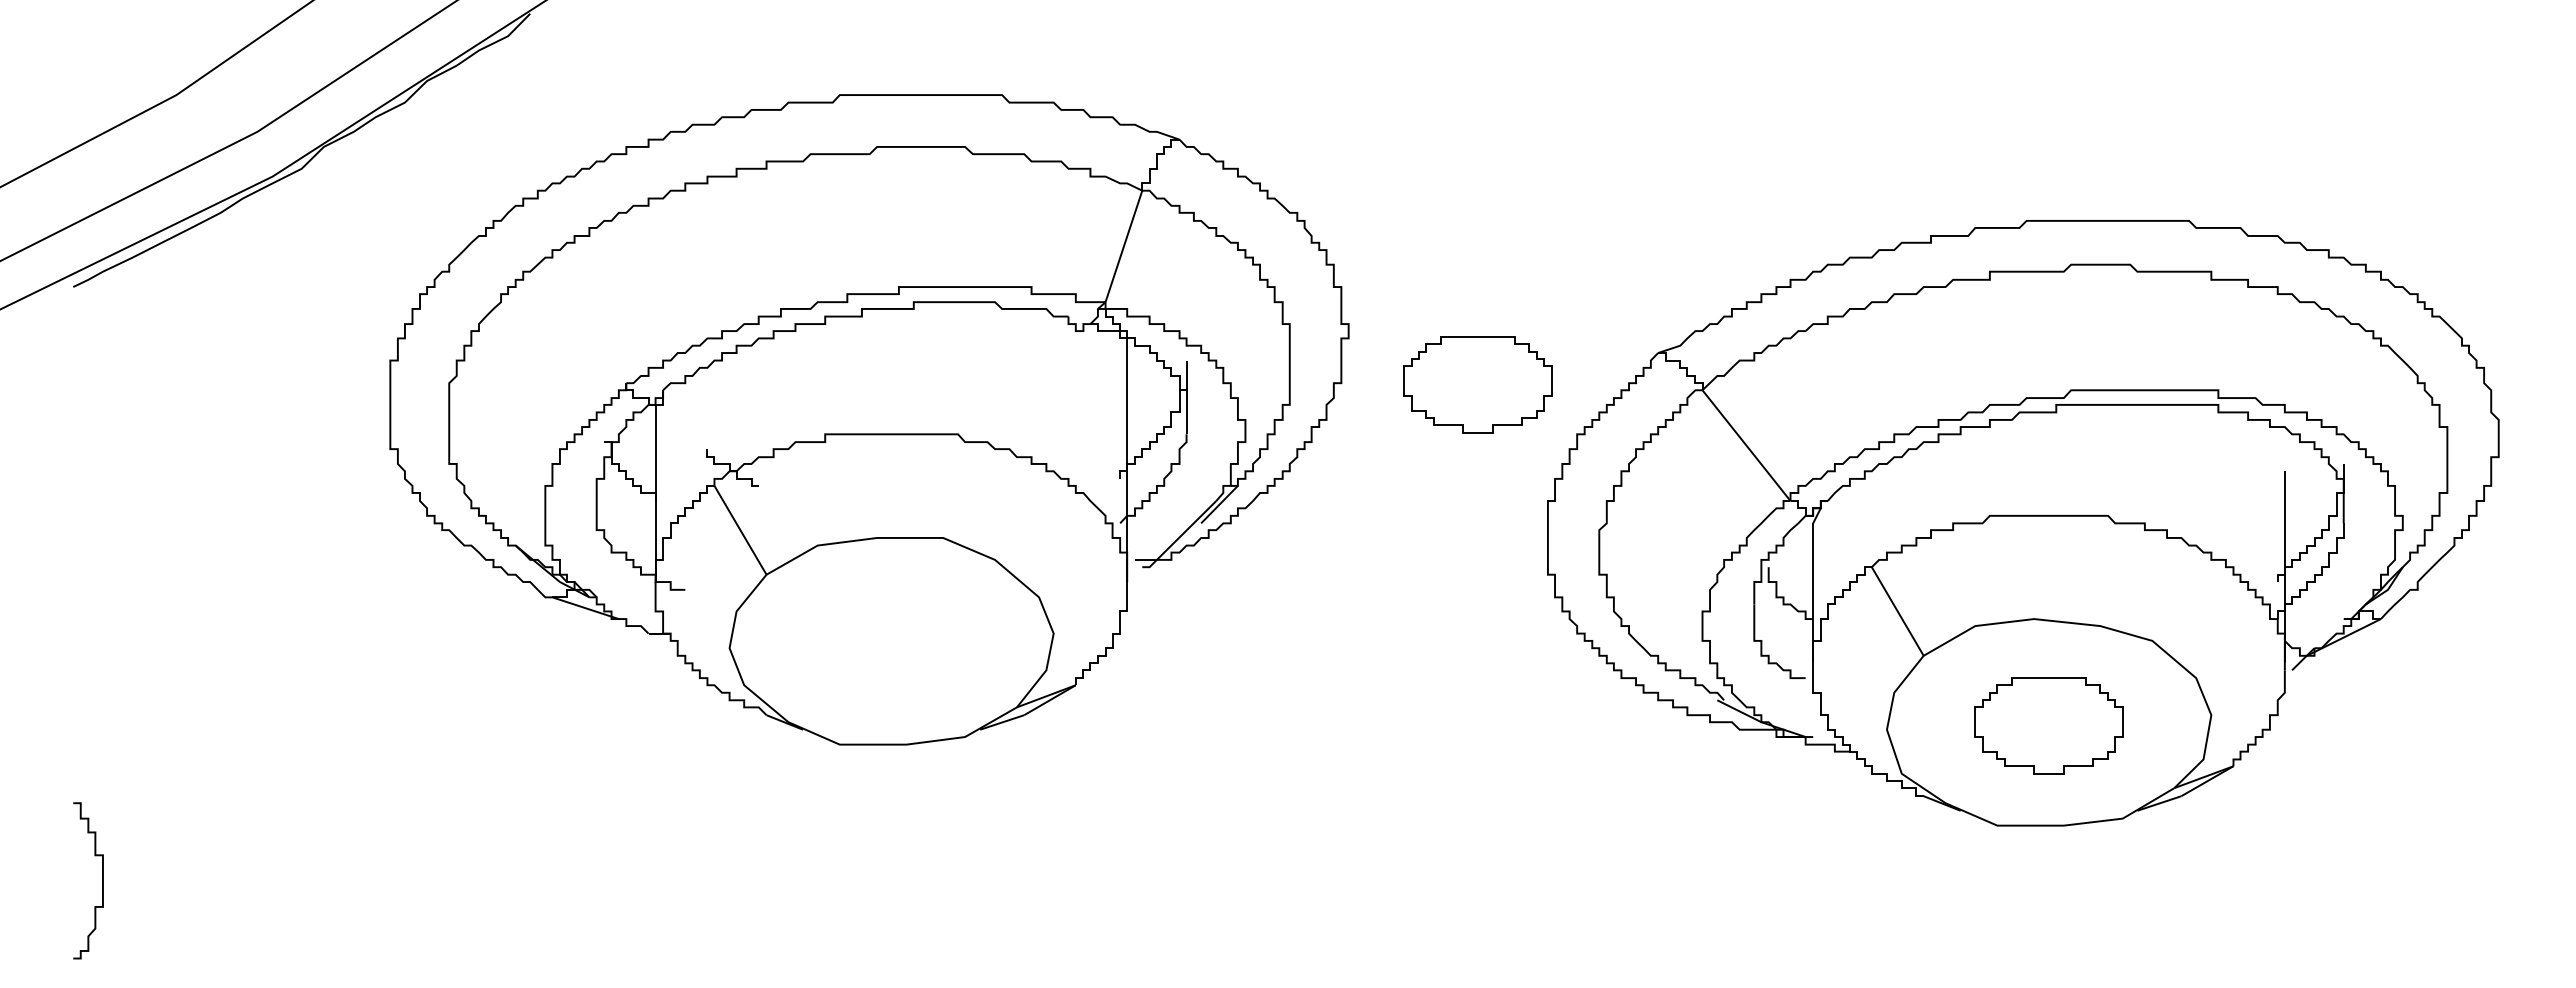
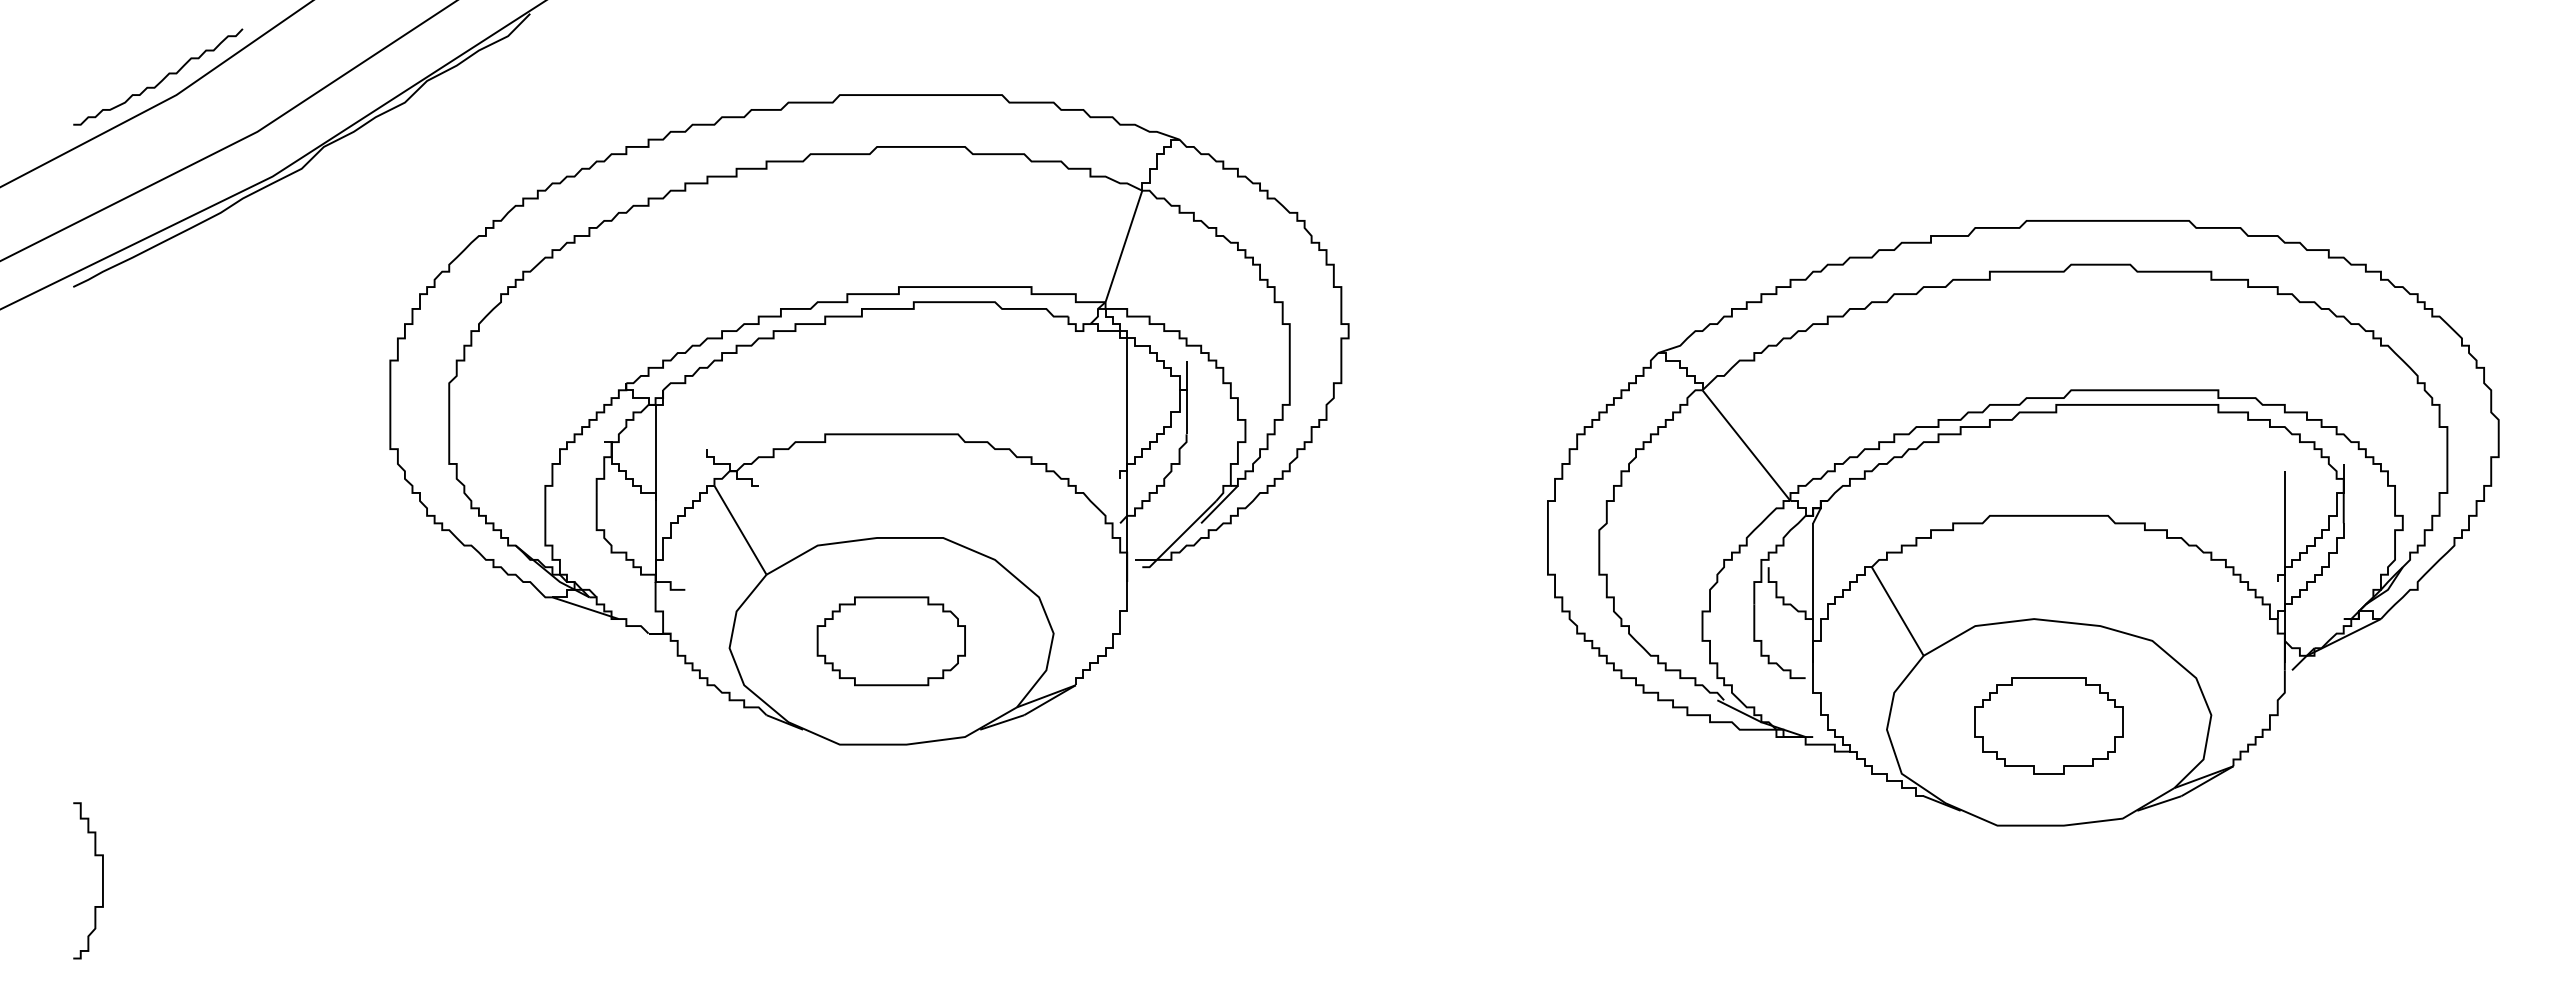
curve: none -> present (161, 79)
part: present -> none (1477, 384)
part: none -> present (890, 641)
